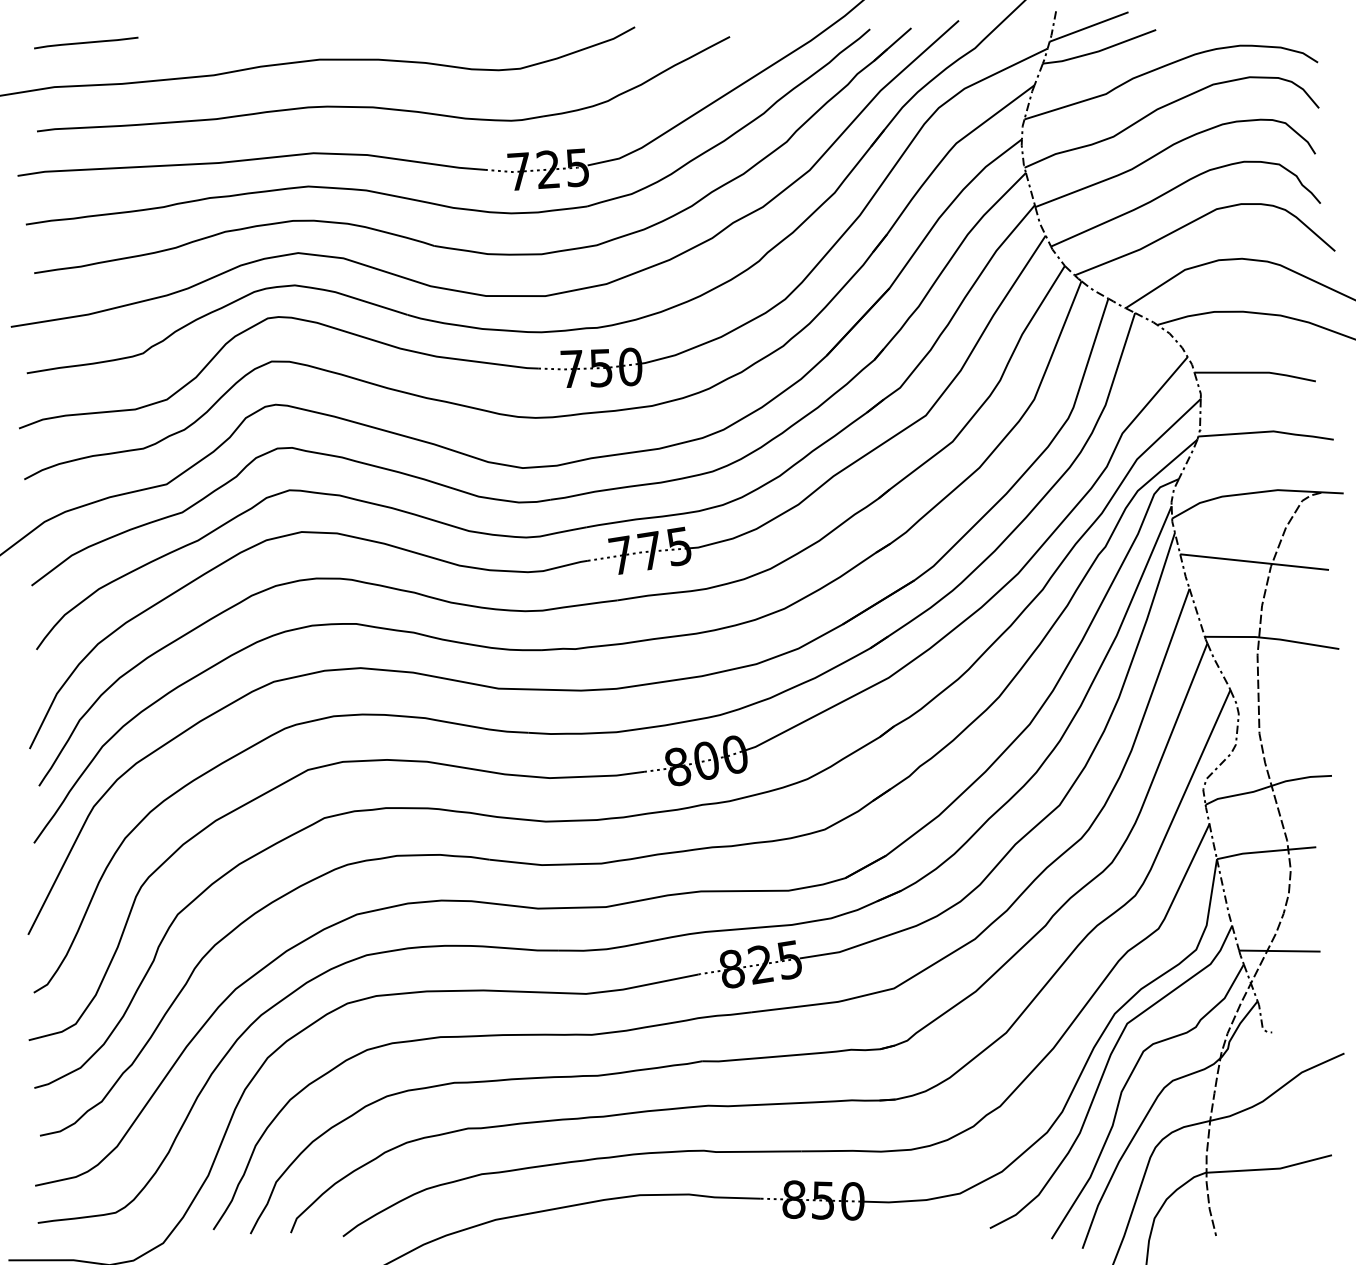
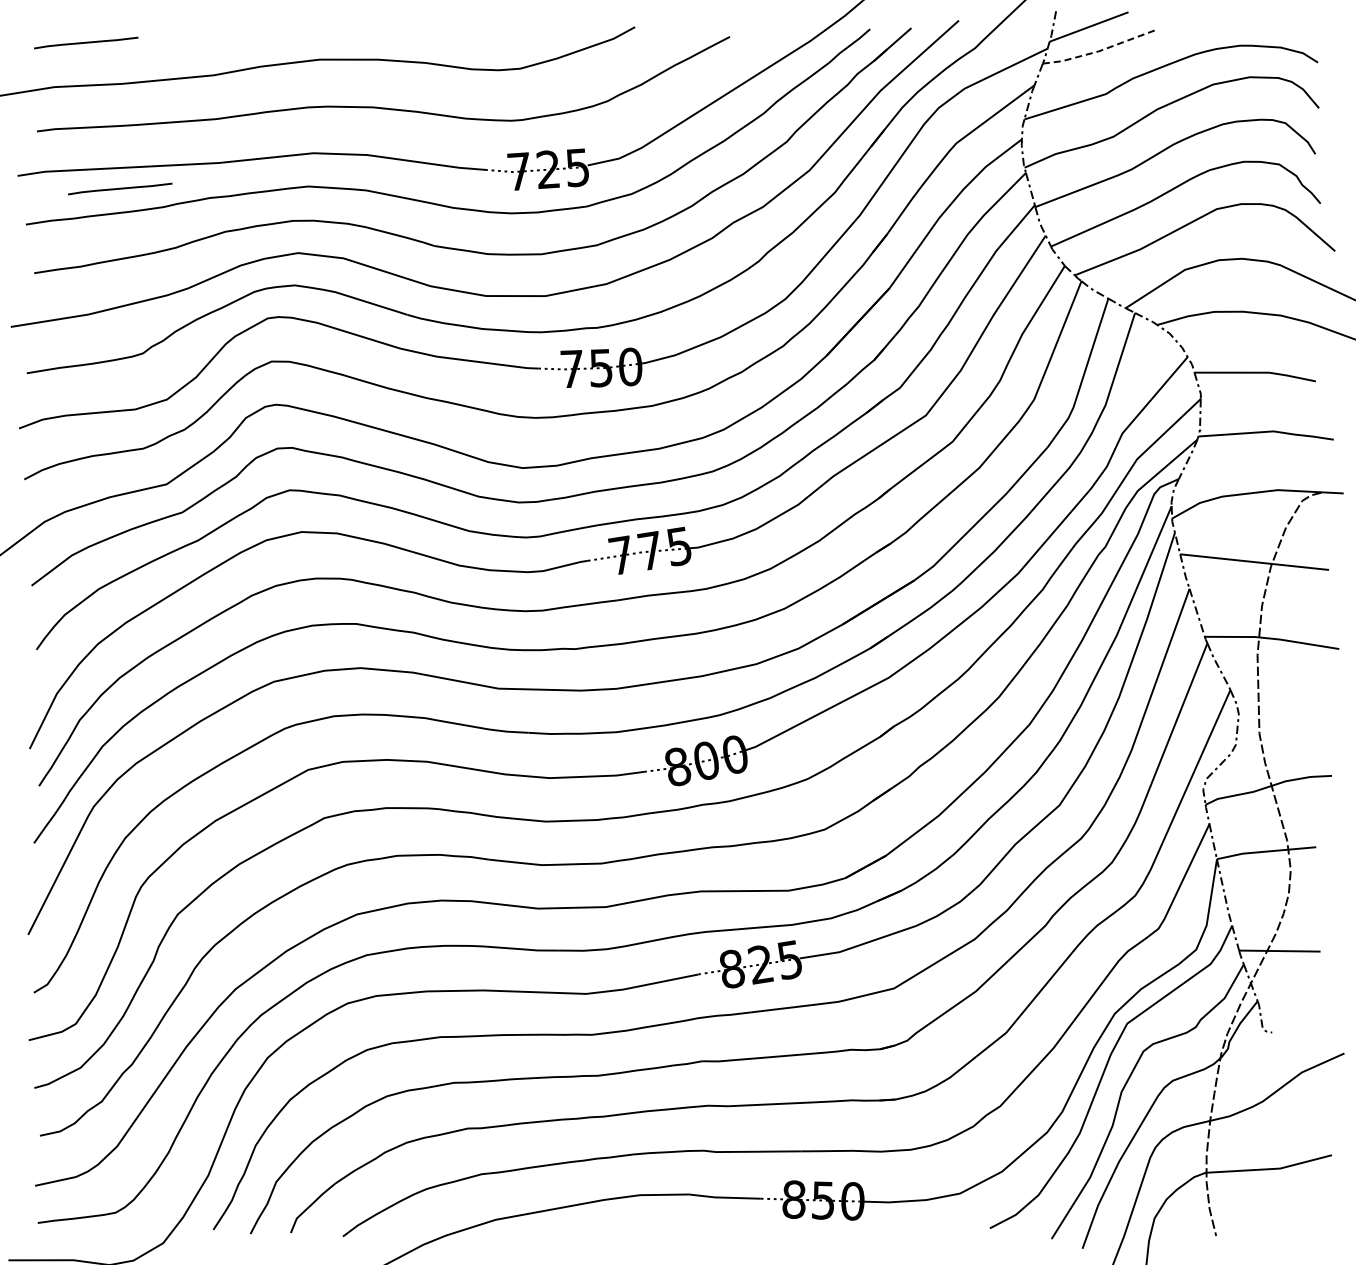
line: solid -> dashed (1099, 51)
line: none -> present (120, 188)
